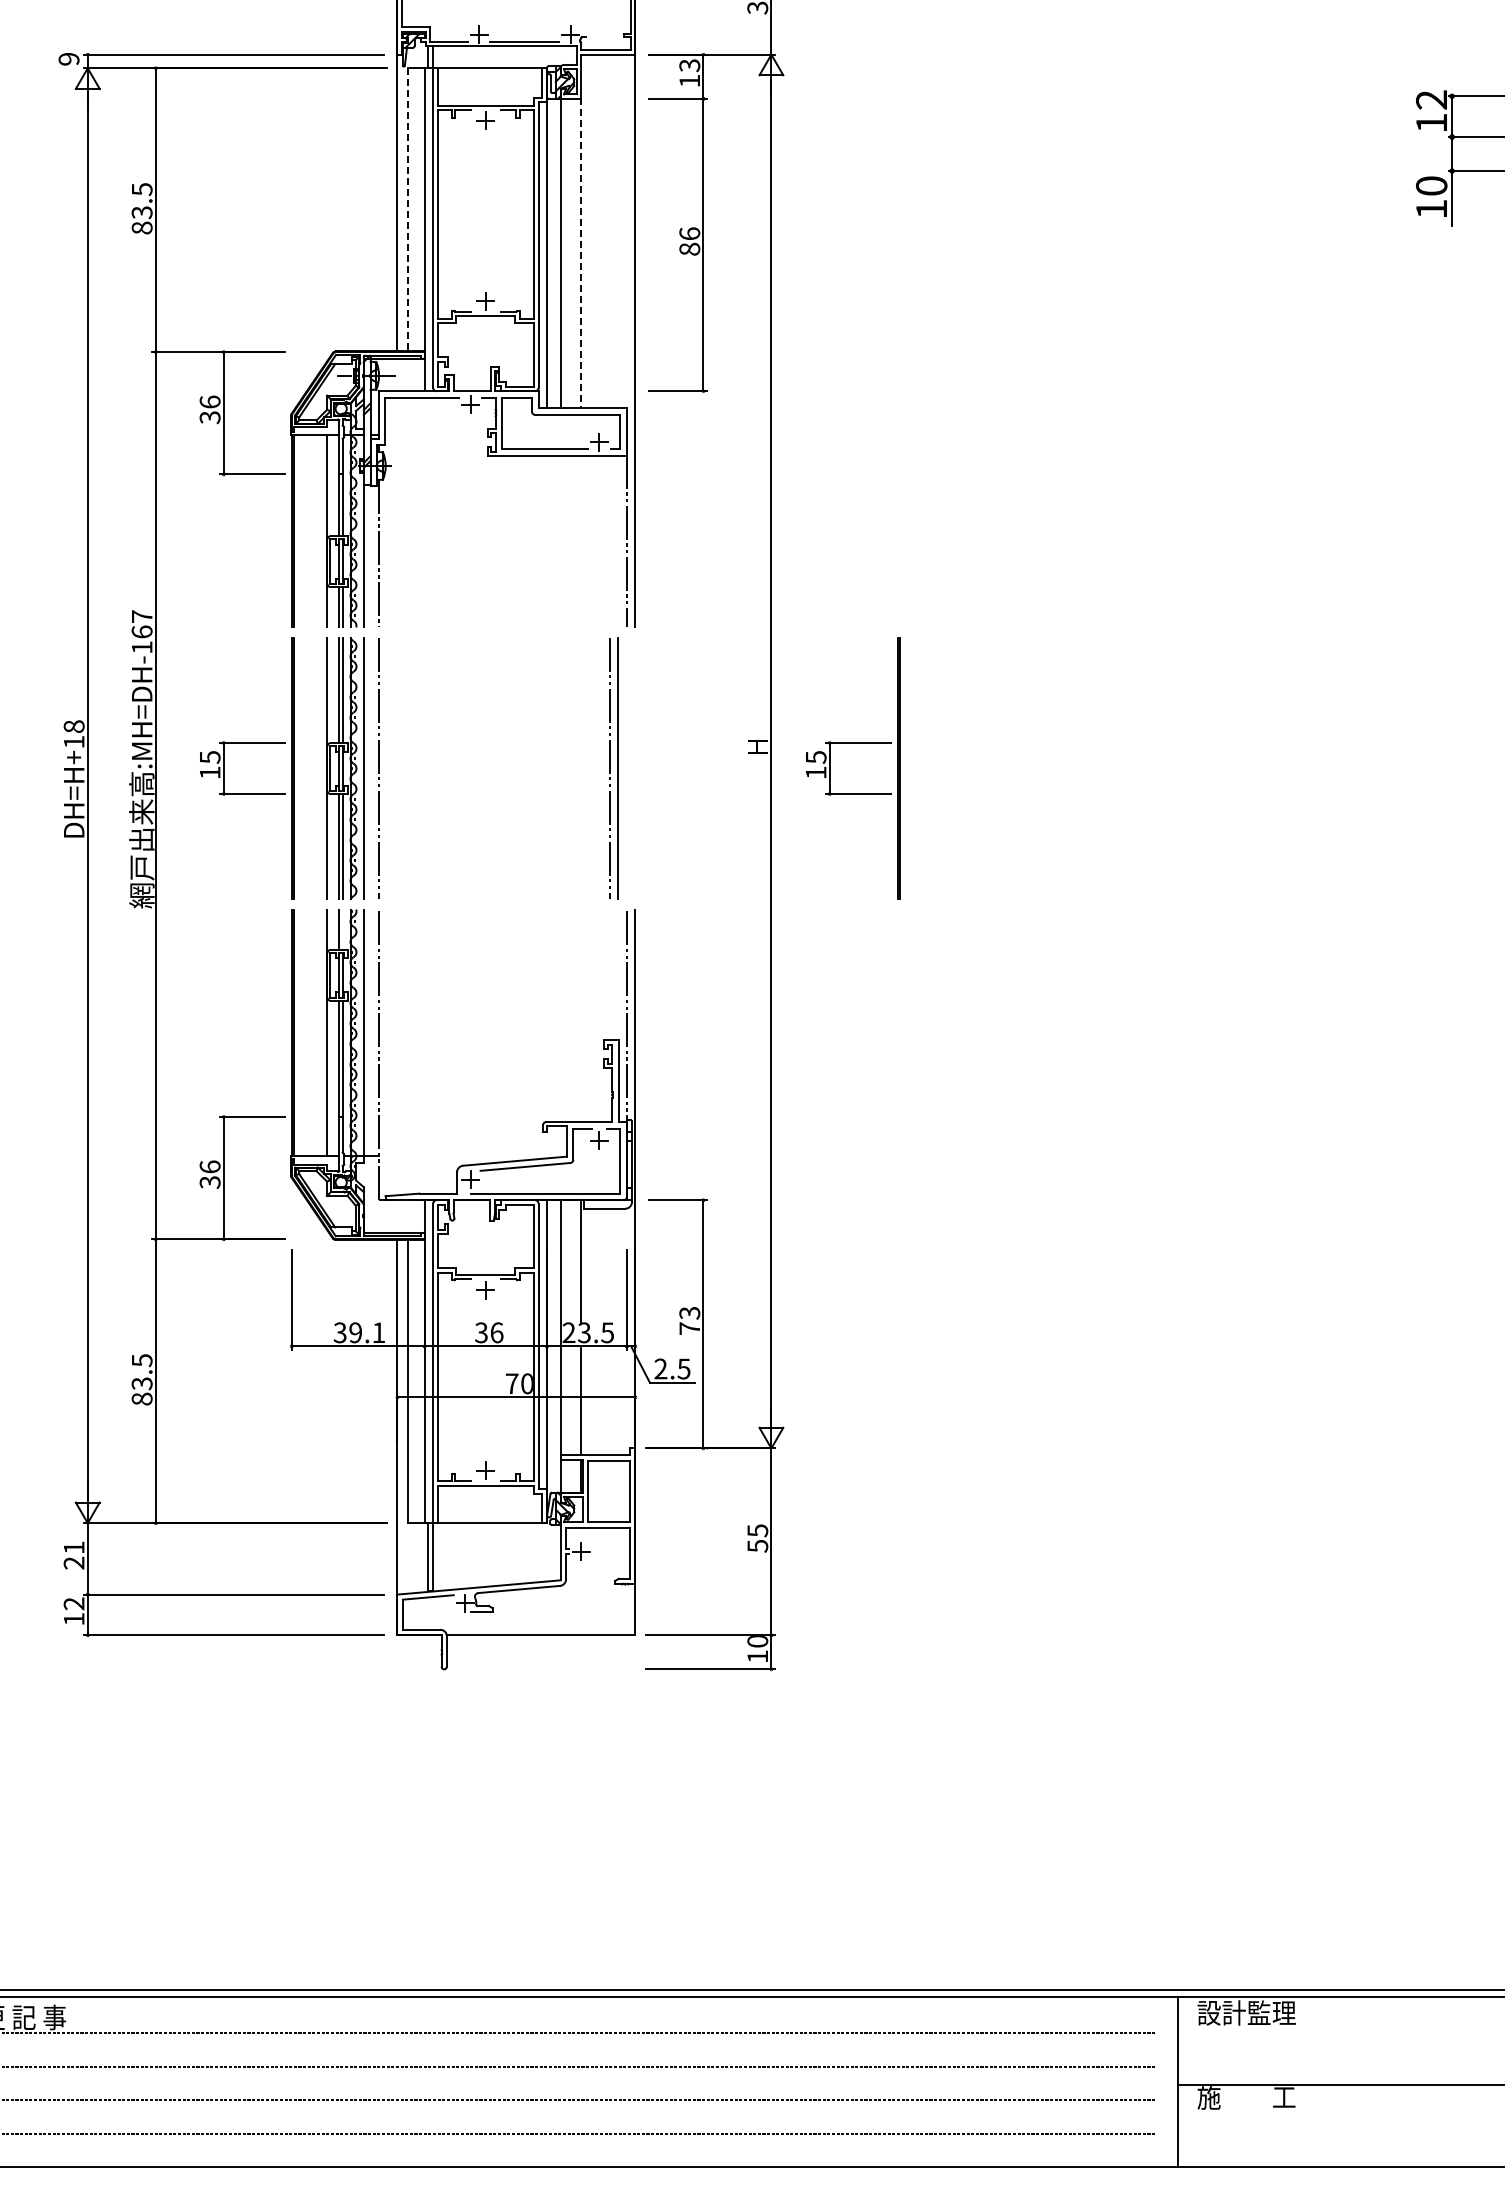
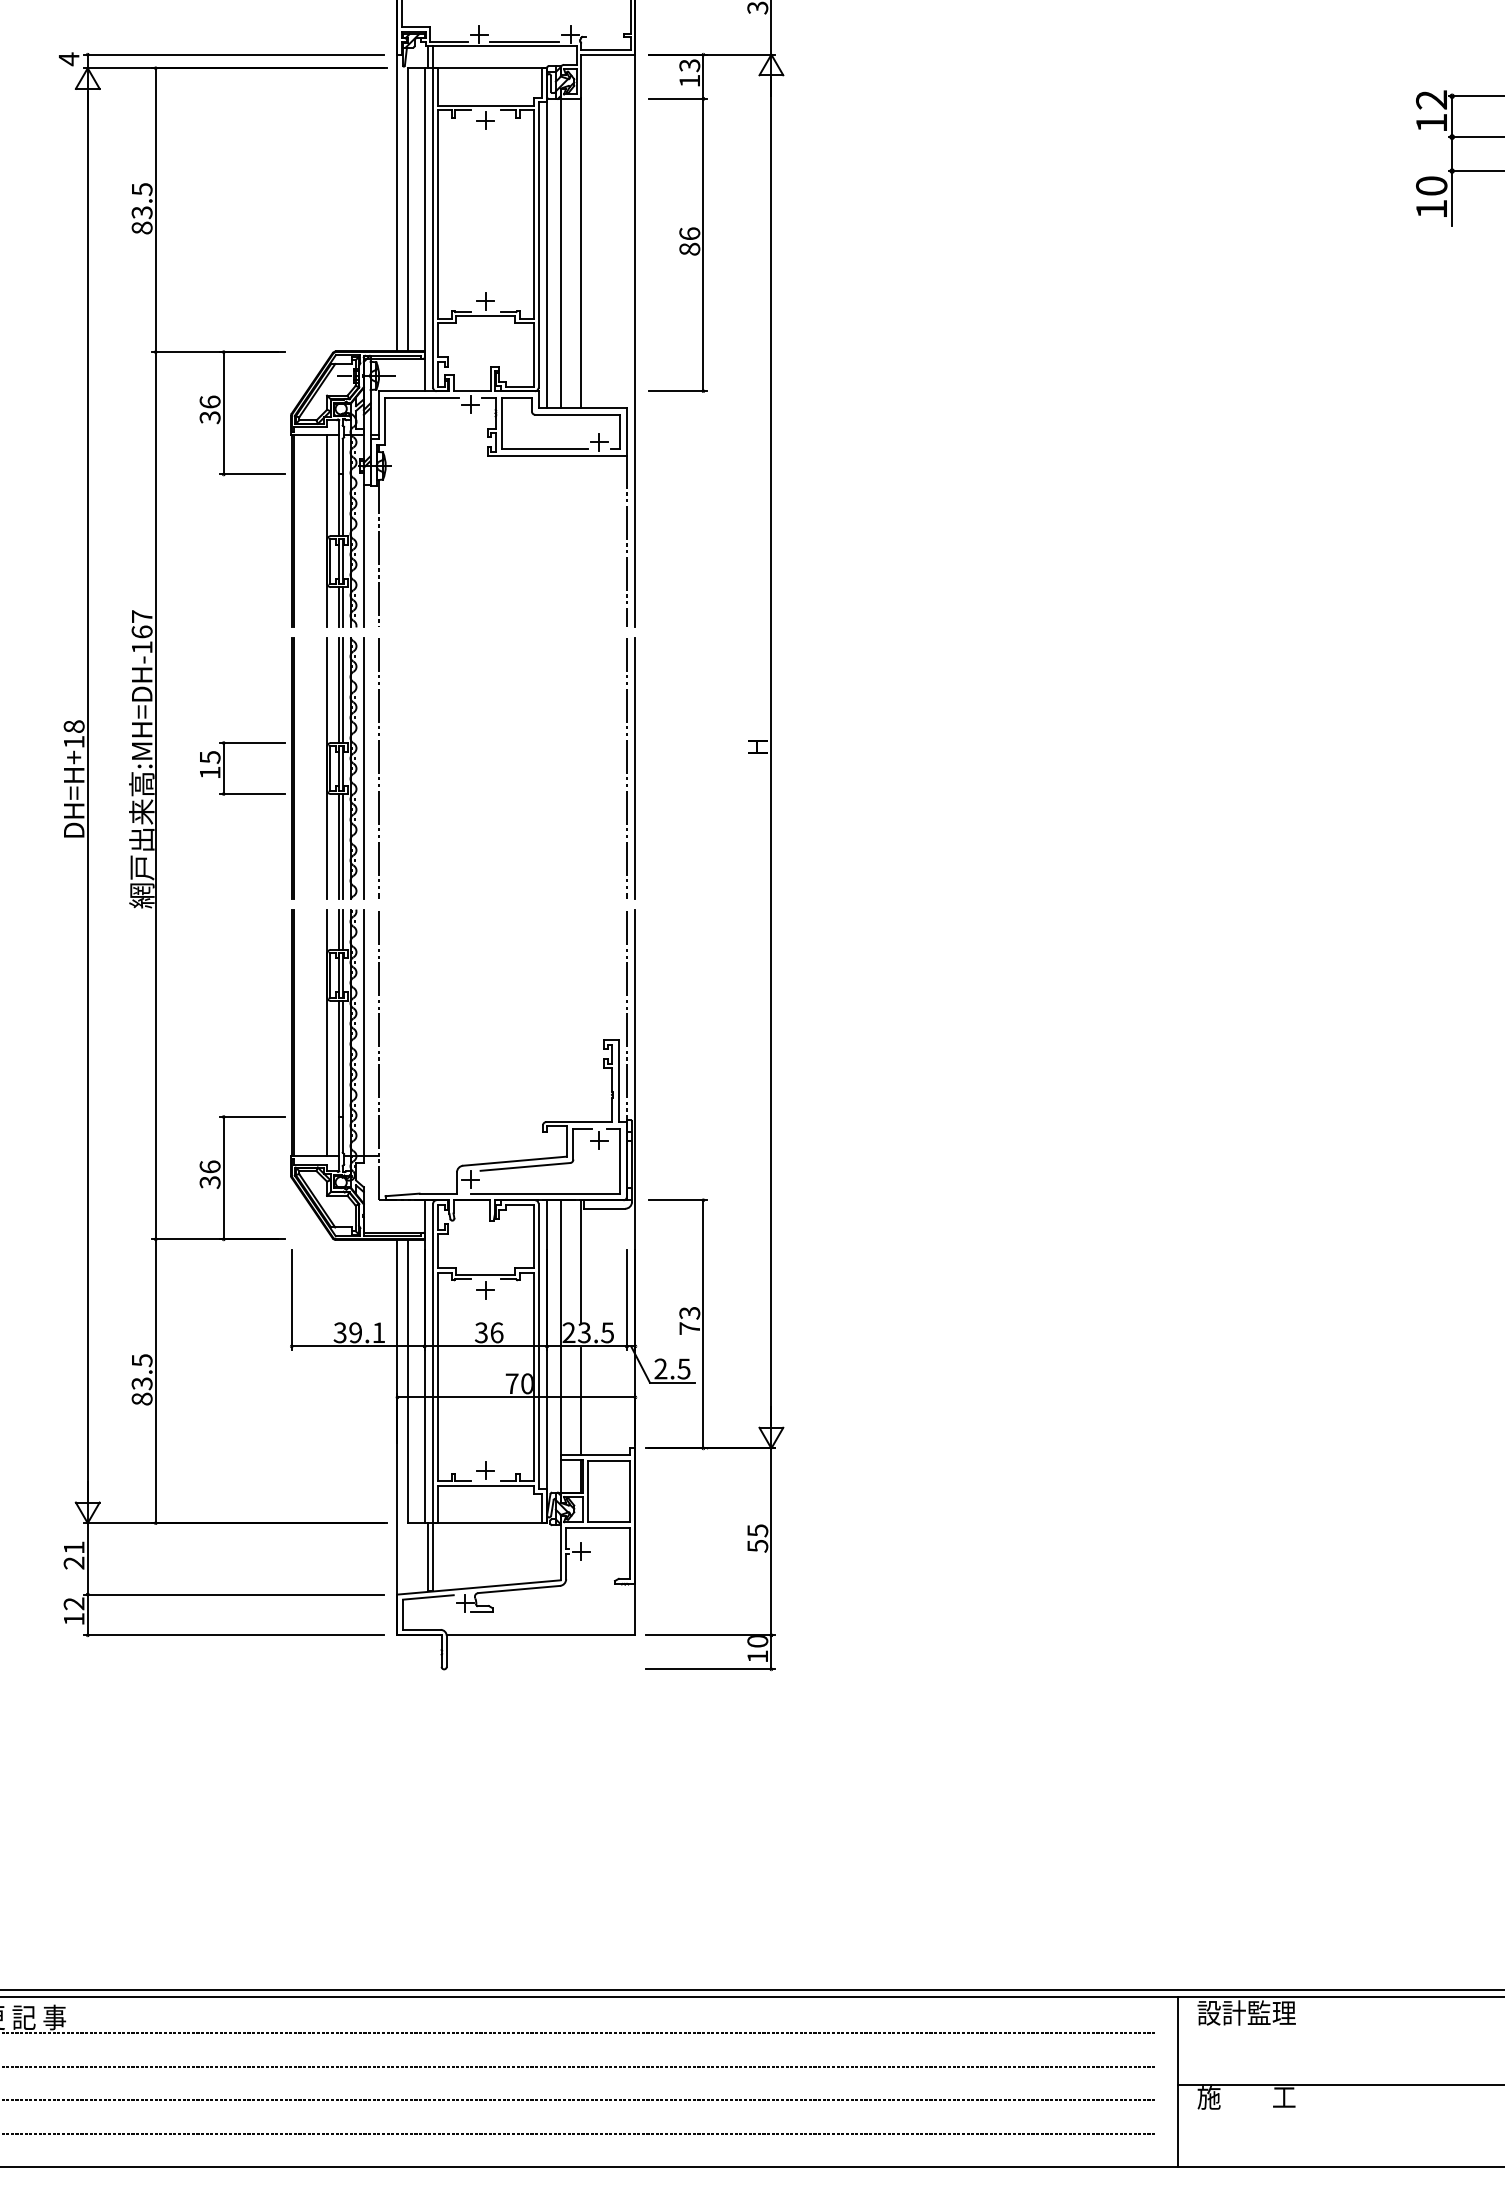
text: 9 -> 4 (68, 59)
line: dashed -> solid (407, 209)
line: dashed -> solid (581, 253)
part position: (613, 768) -> (630, 768) (630, 768)
part: present -> none (830, 768)
line: none -> present (342, 929)
